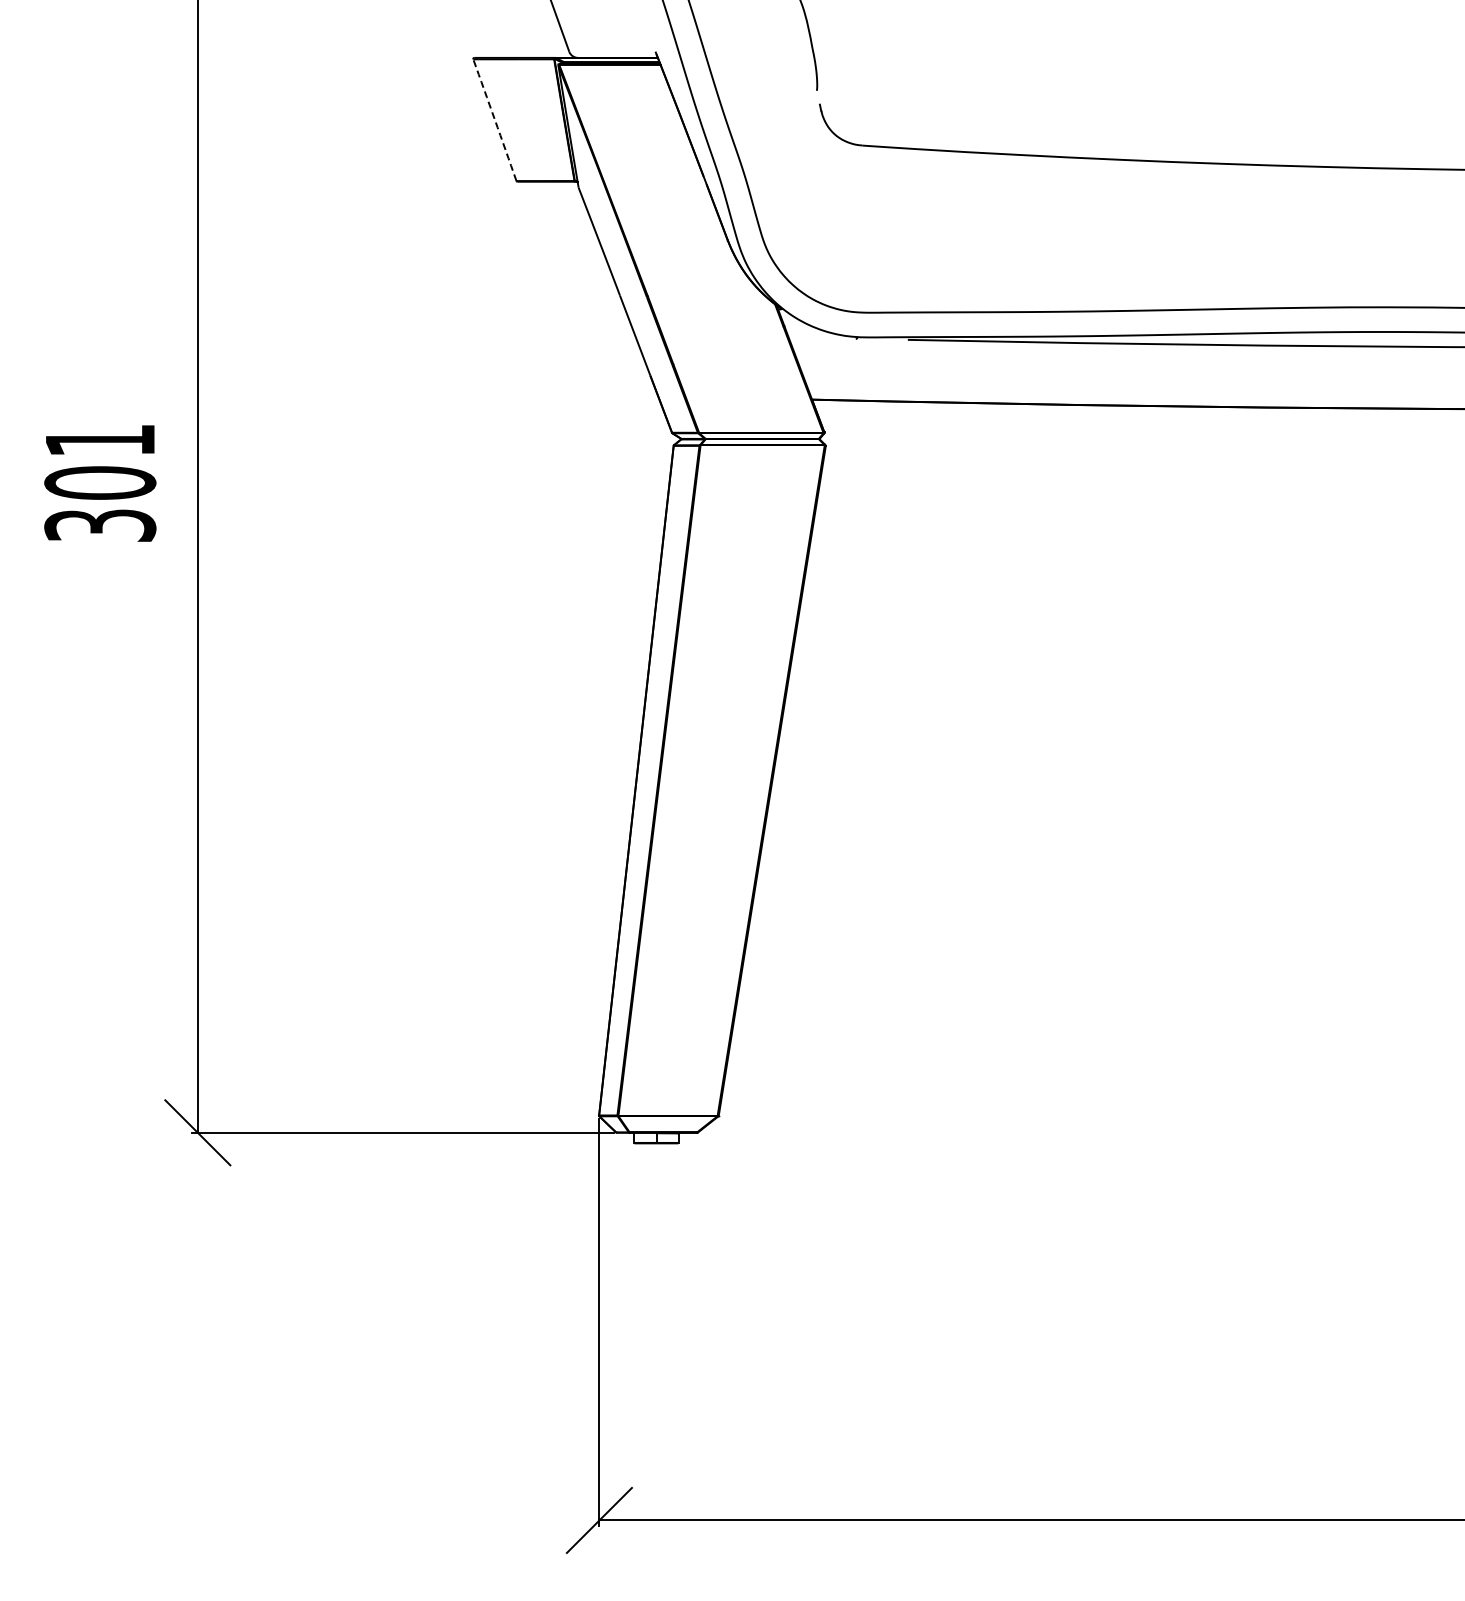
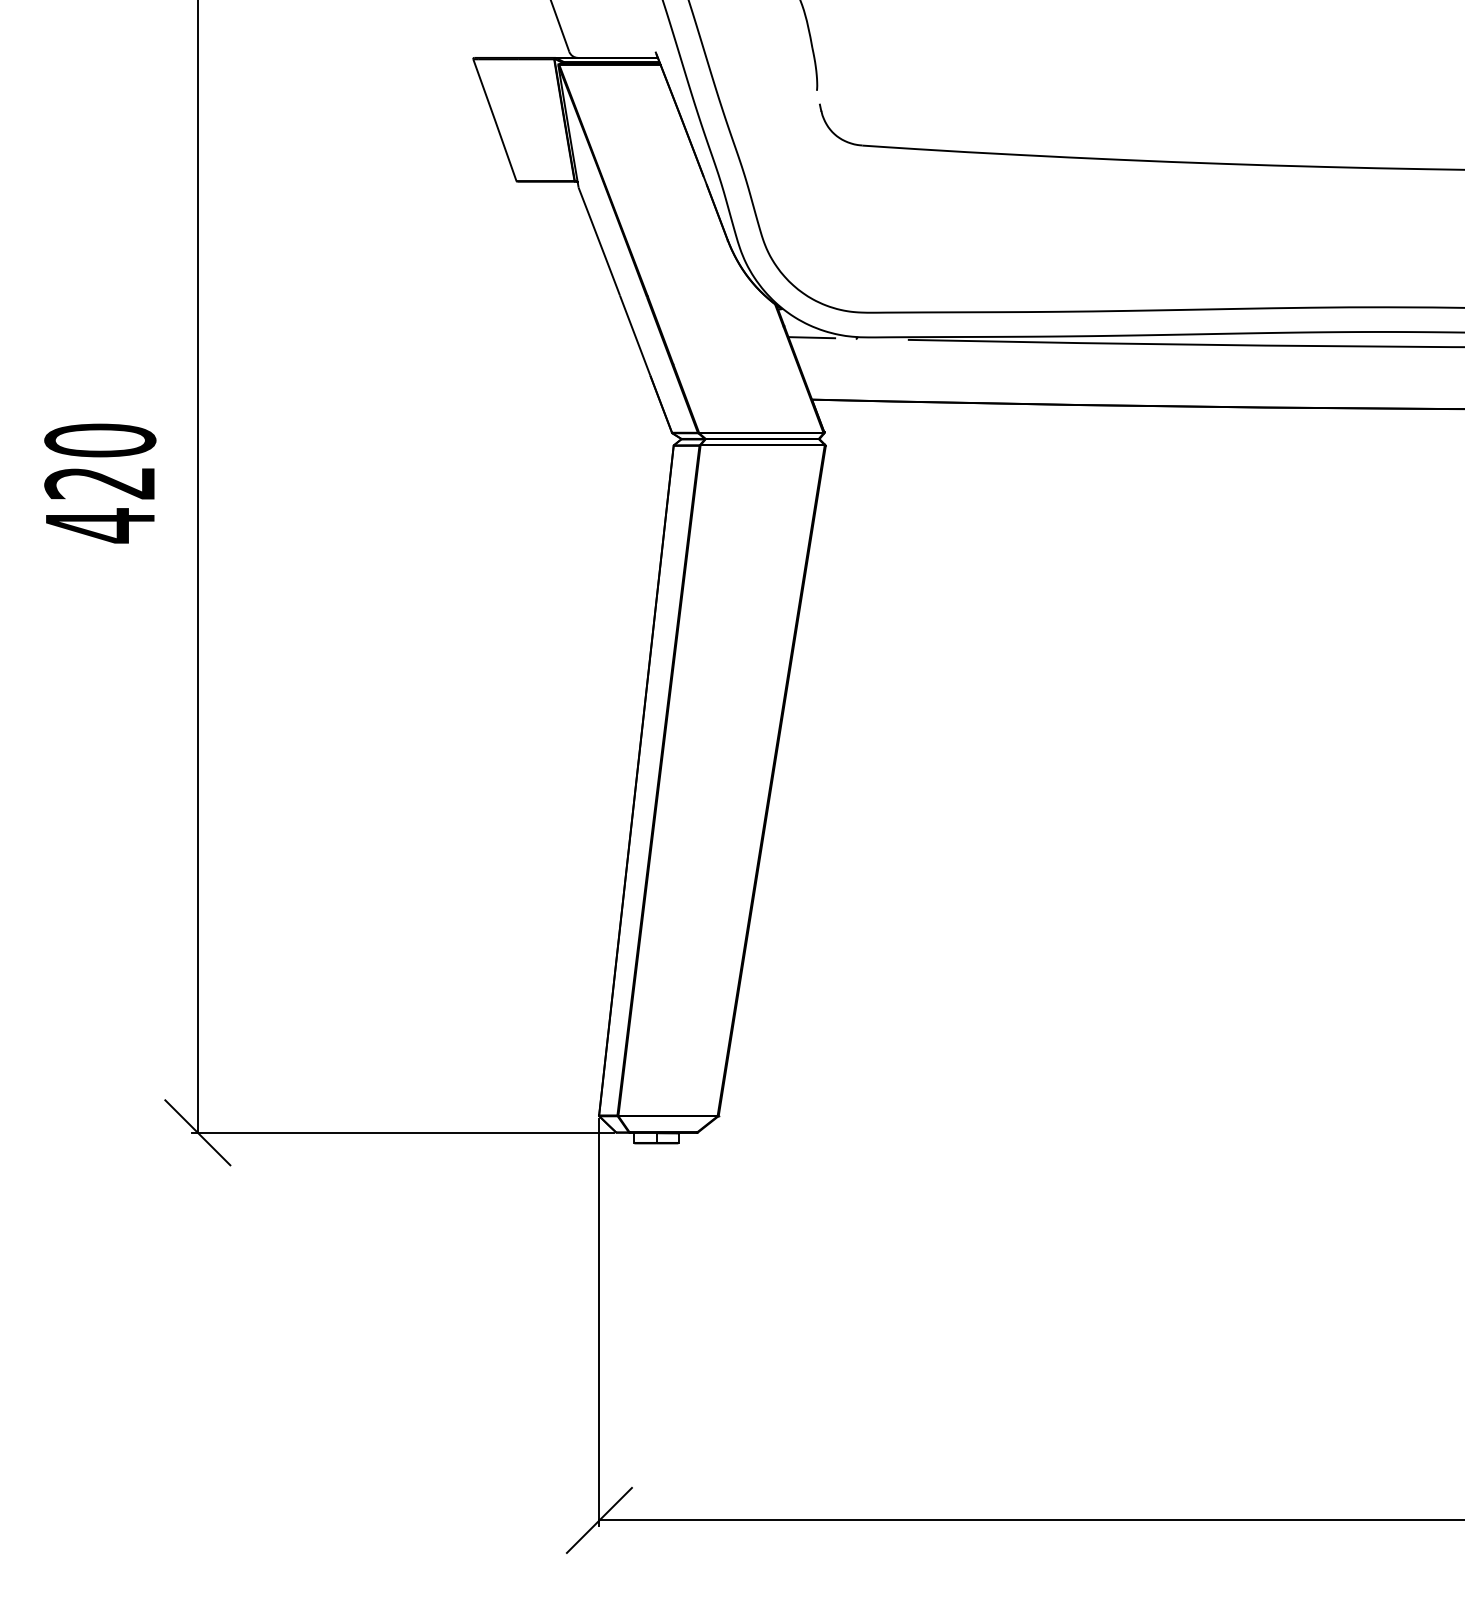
arc: dashed -> solid (495, 120)
line: none -> present (811, 337)
text: 301 -> 420 (100, 483)
